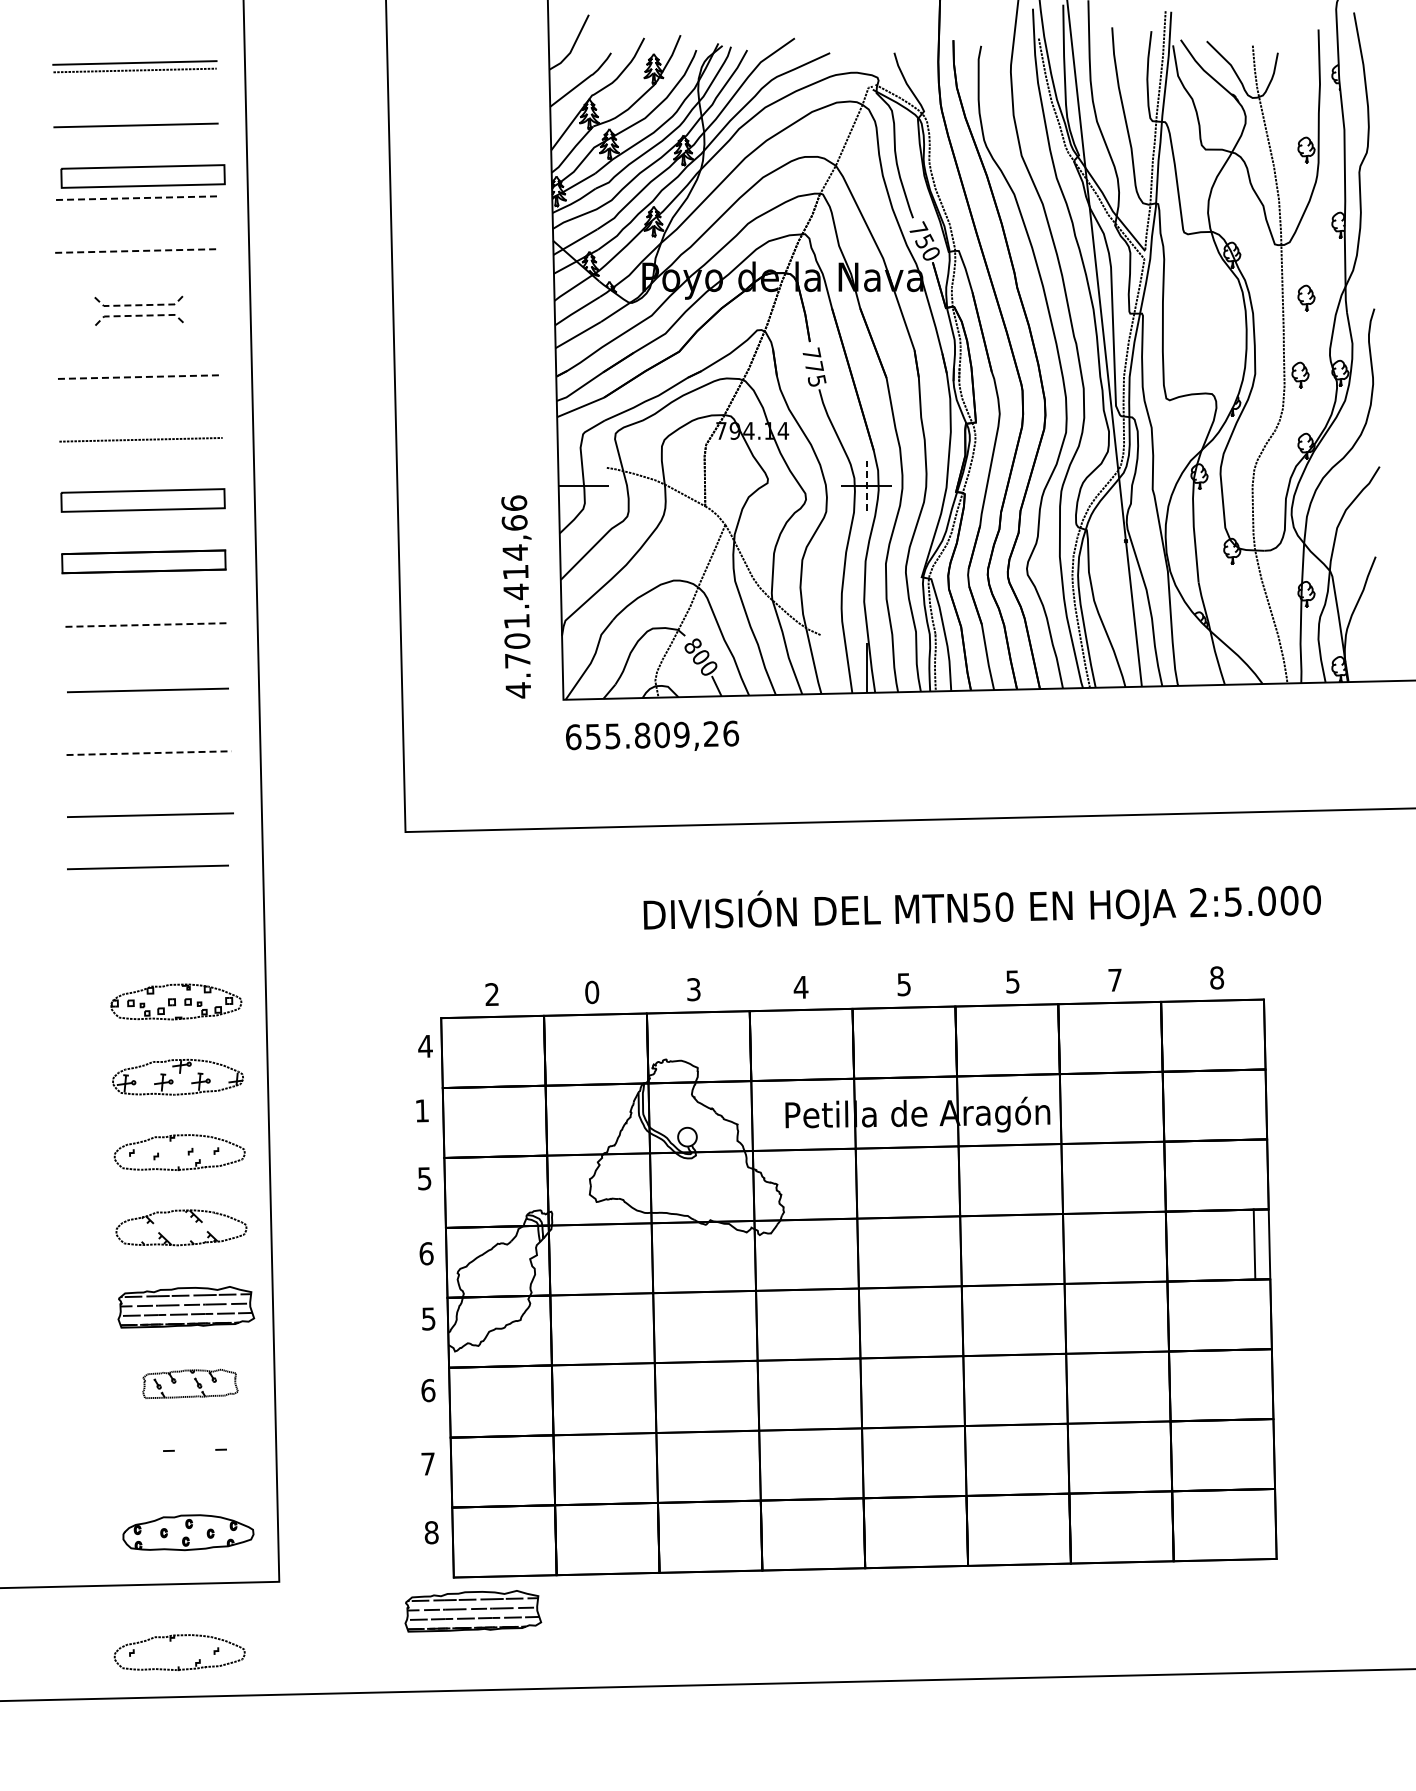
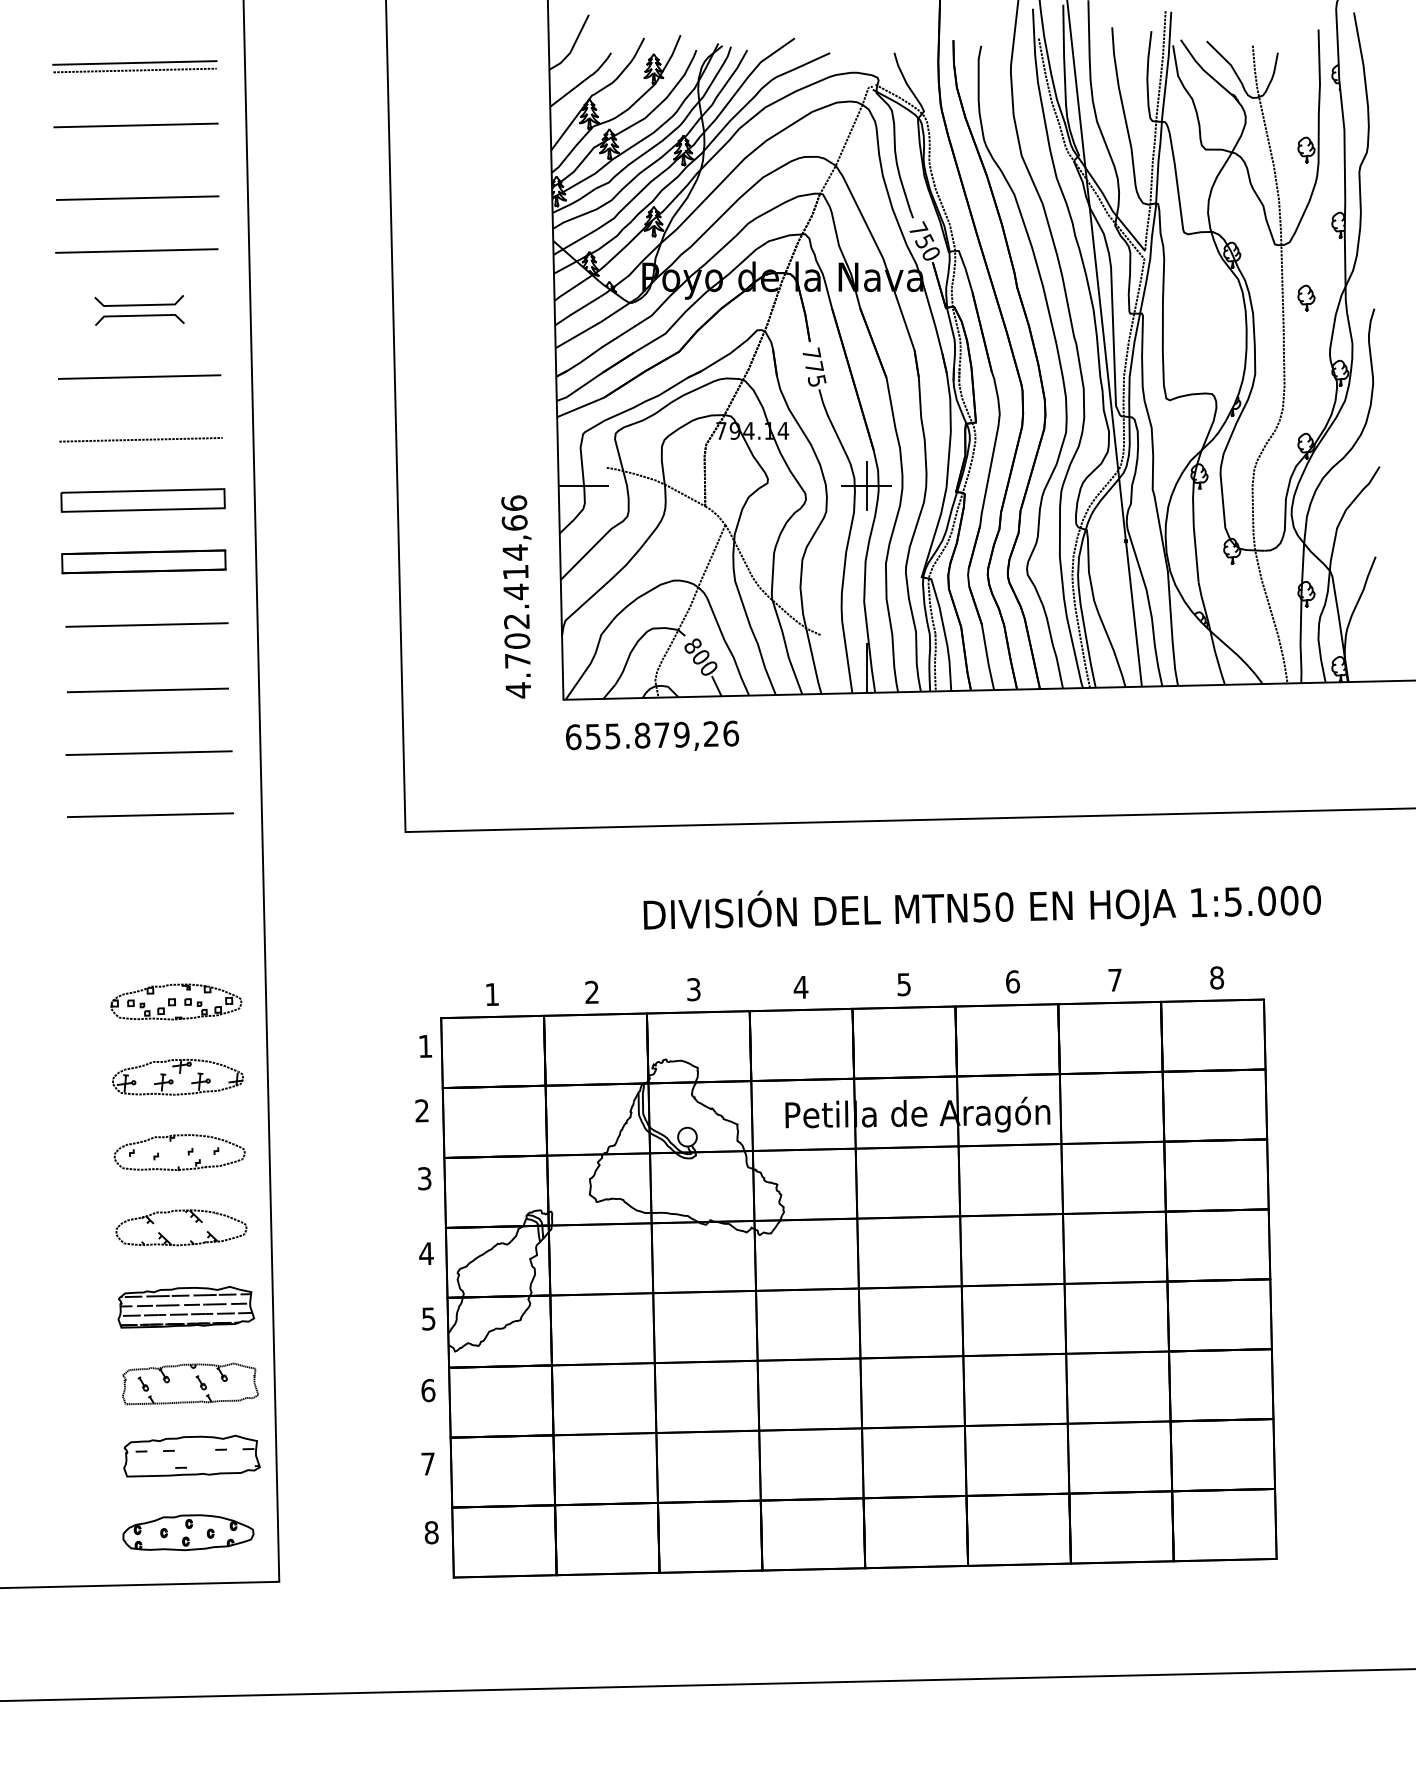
part: present -> none (142, 176)
line: dashed -> solid (137, 198)
line: dashed -> solid (136, 251)
line: dashed -> solid (139, 305)
line: dashed -> solid (139, 315)
part: present -> none (1300, 374)
line: dashed -> solid (139, 377)
line: dashed -> solid (866, 485)
text: 4.701.414,66 -> 4.702.414,66 (516, 621)
line: dashed -> solid (147, 625)
text: 655.809,26 -> 655.879,26 (661, 735)
line: dashed -> solid (149, 753)
line: present -> none (147, 867)
text: 2:5.000 -> 1:5.000 (1198, 902)
text: 5 -> 6 (1012, 981)
text: 0 -> 2 (592, 992)
text: 2 -> 1 (491, 994)
text: 4 -> 1 (425, 1046)
text: 1 -> 2 (421, 1110)
text: 5 -> 3 (424, 1178)
line position: (1254, 1244) -> (1269, 1244) (1269, 1244)
text: 6 -> 4 (426, 1253)
part size: 97x31 px -> 137x44 px (190, 1383)
part: none -> present (191, 1455)
part: present -> none (473, 1611)
part: present -> none (171, 1641)
